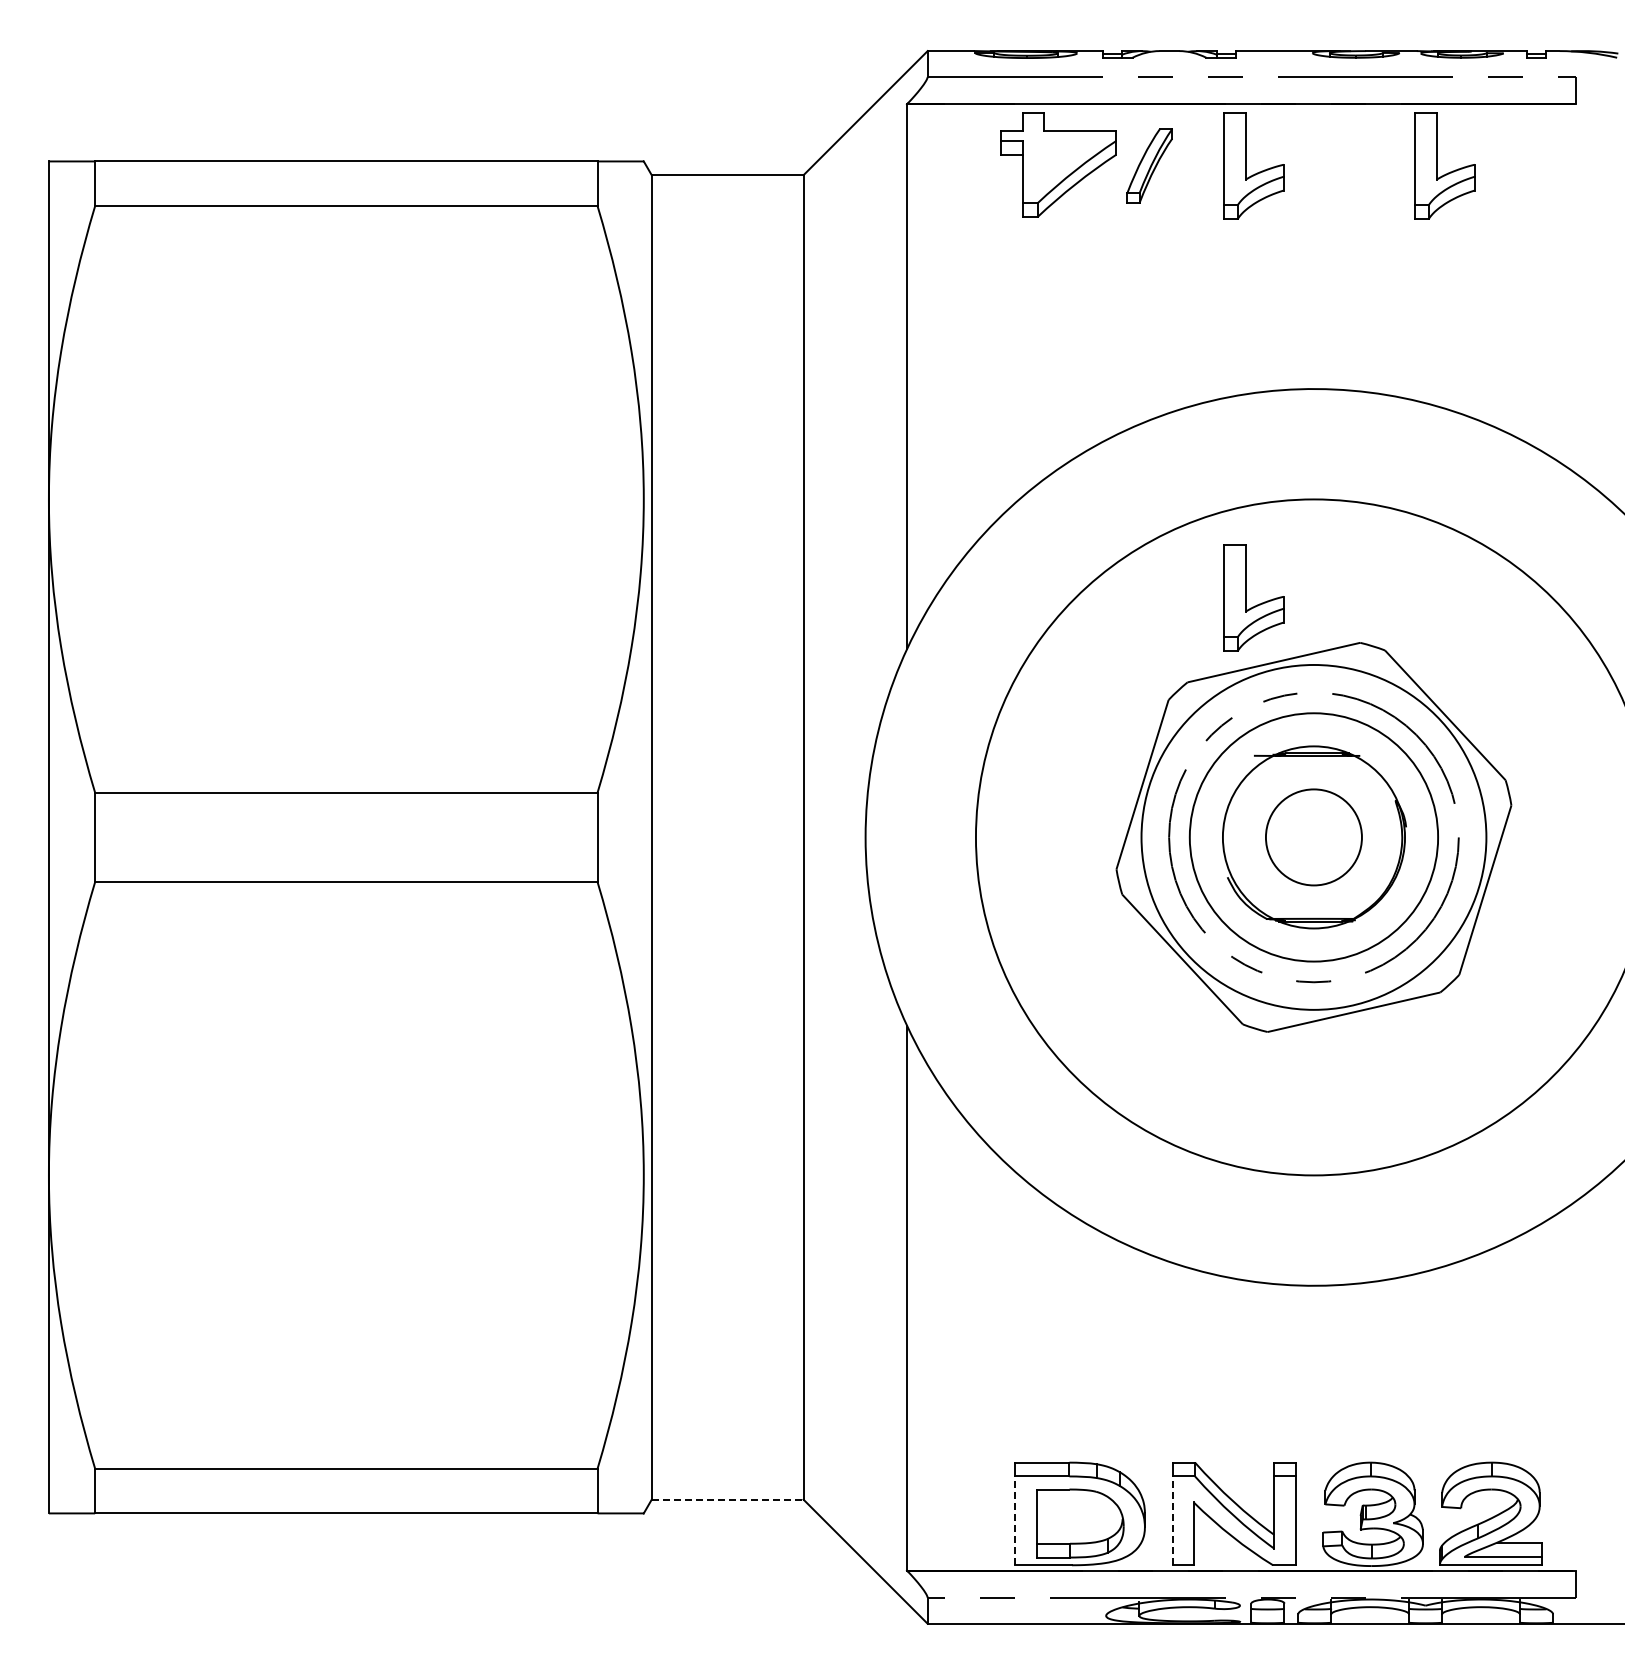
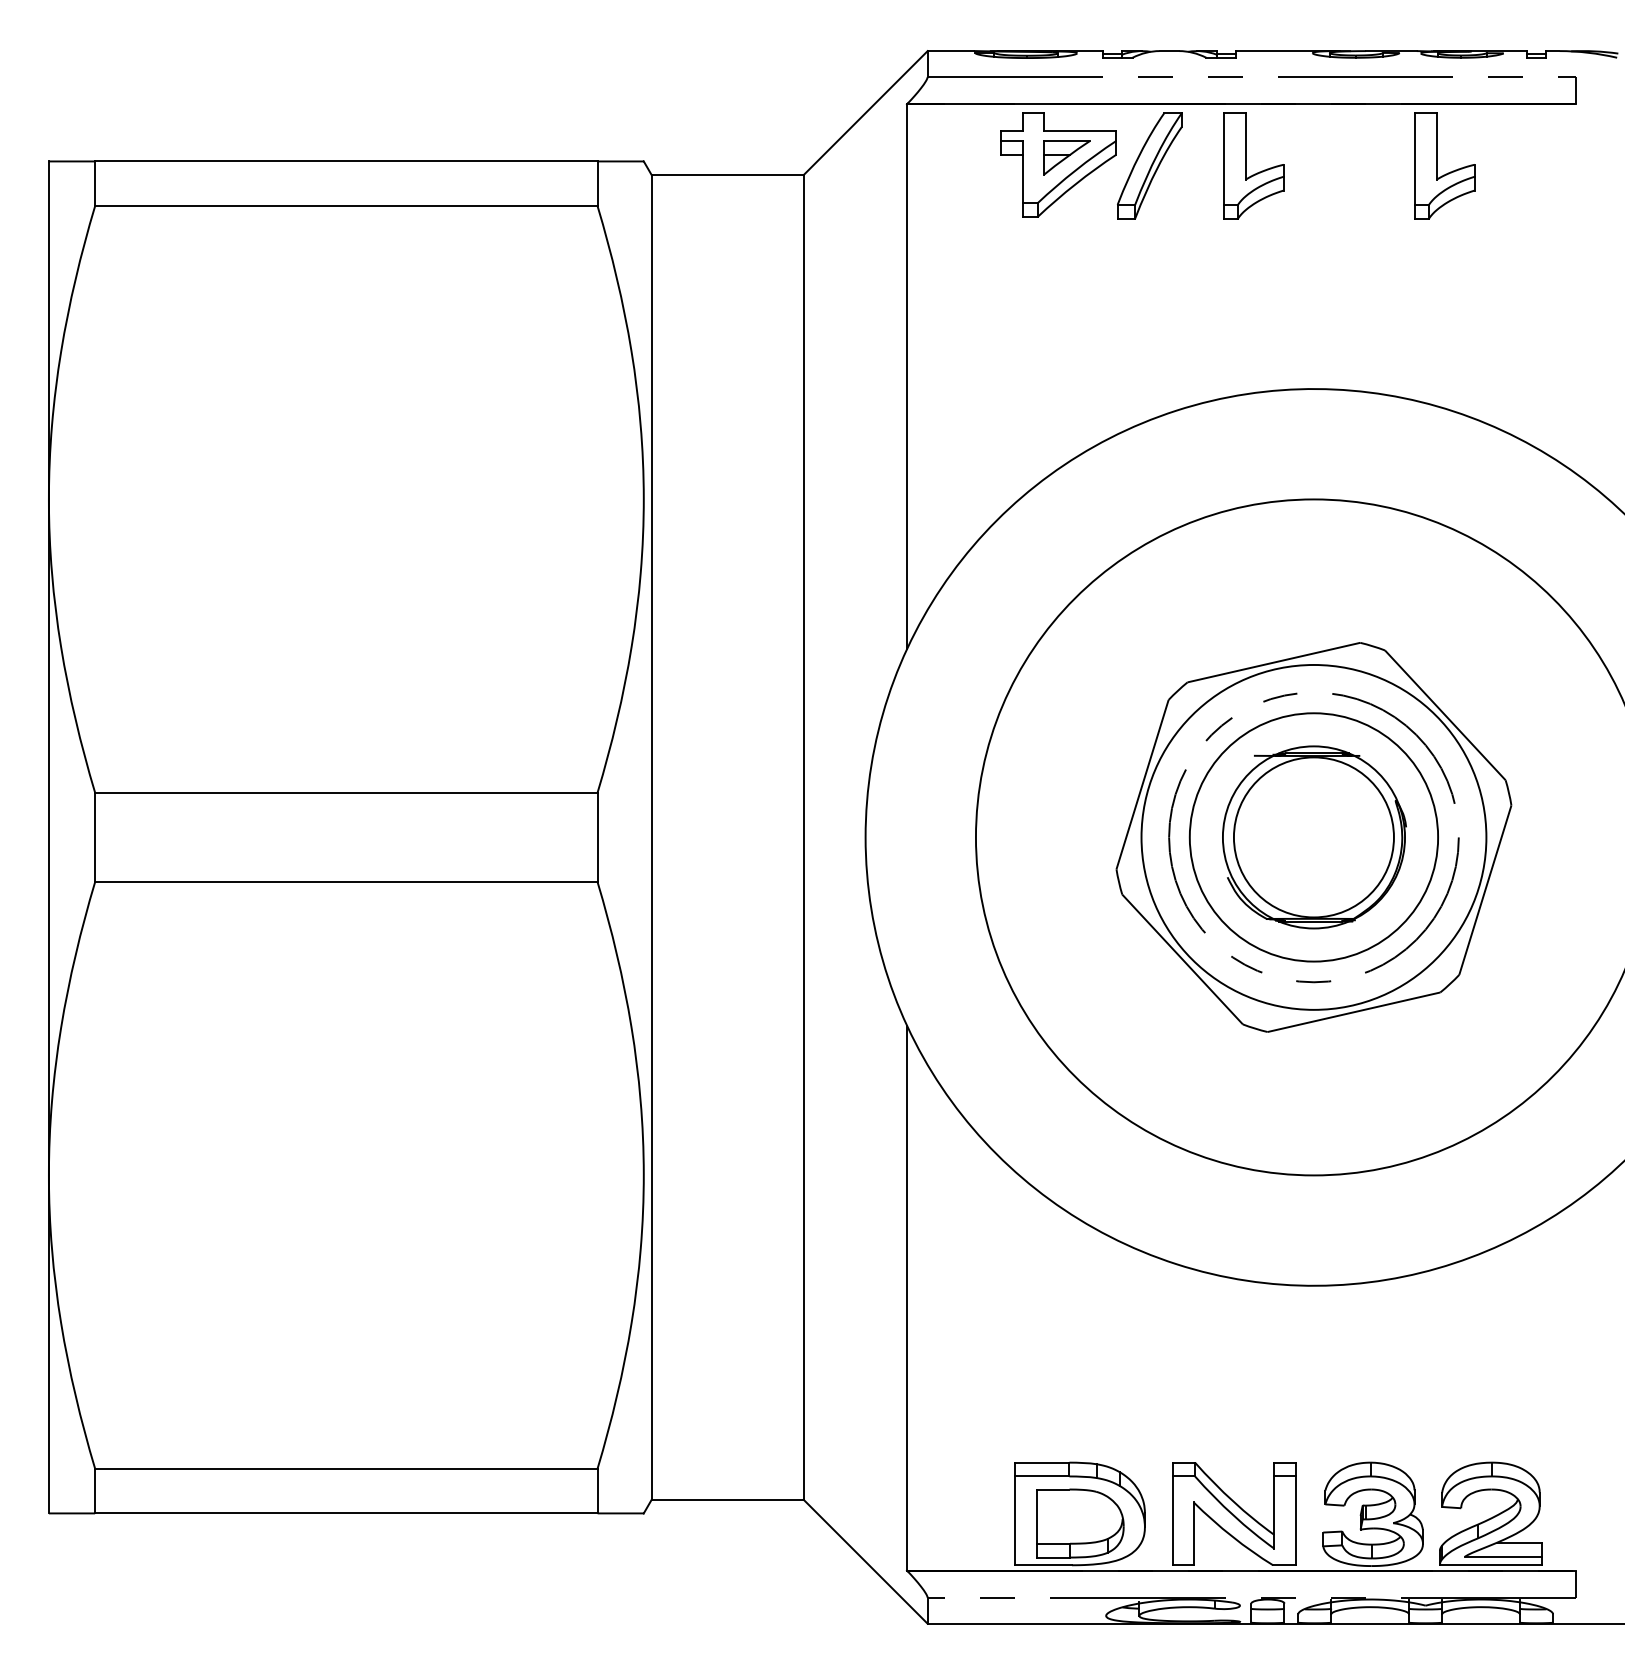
part: none -> present (1066, 157)
part size: 47x76 px -> 66x108 px (1149, 165)
part: present -> none (1246, 597)
circle diameter: 96 px -> 160 px (1313, 837)
line: dashed -> solid (727, 1499)
line: dashed -> solid (1015, 1520)
line: dashed -> solid (1172, 1520)
